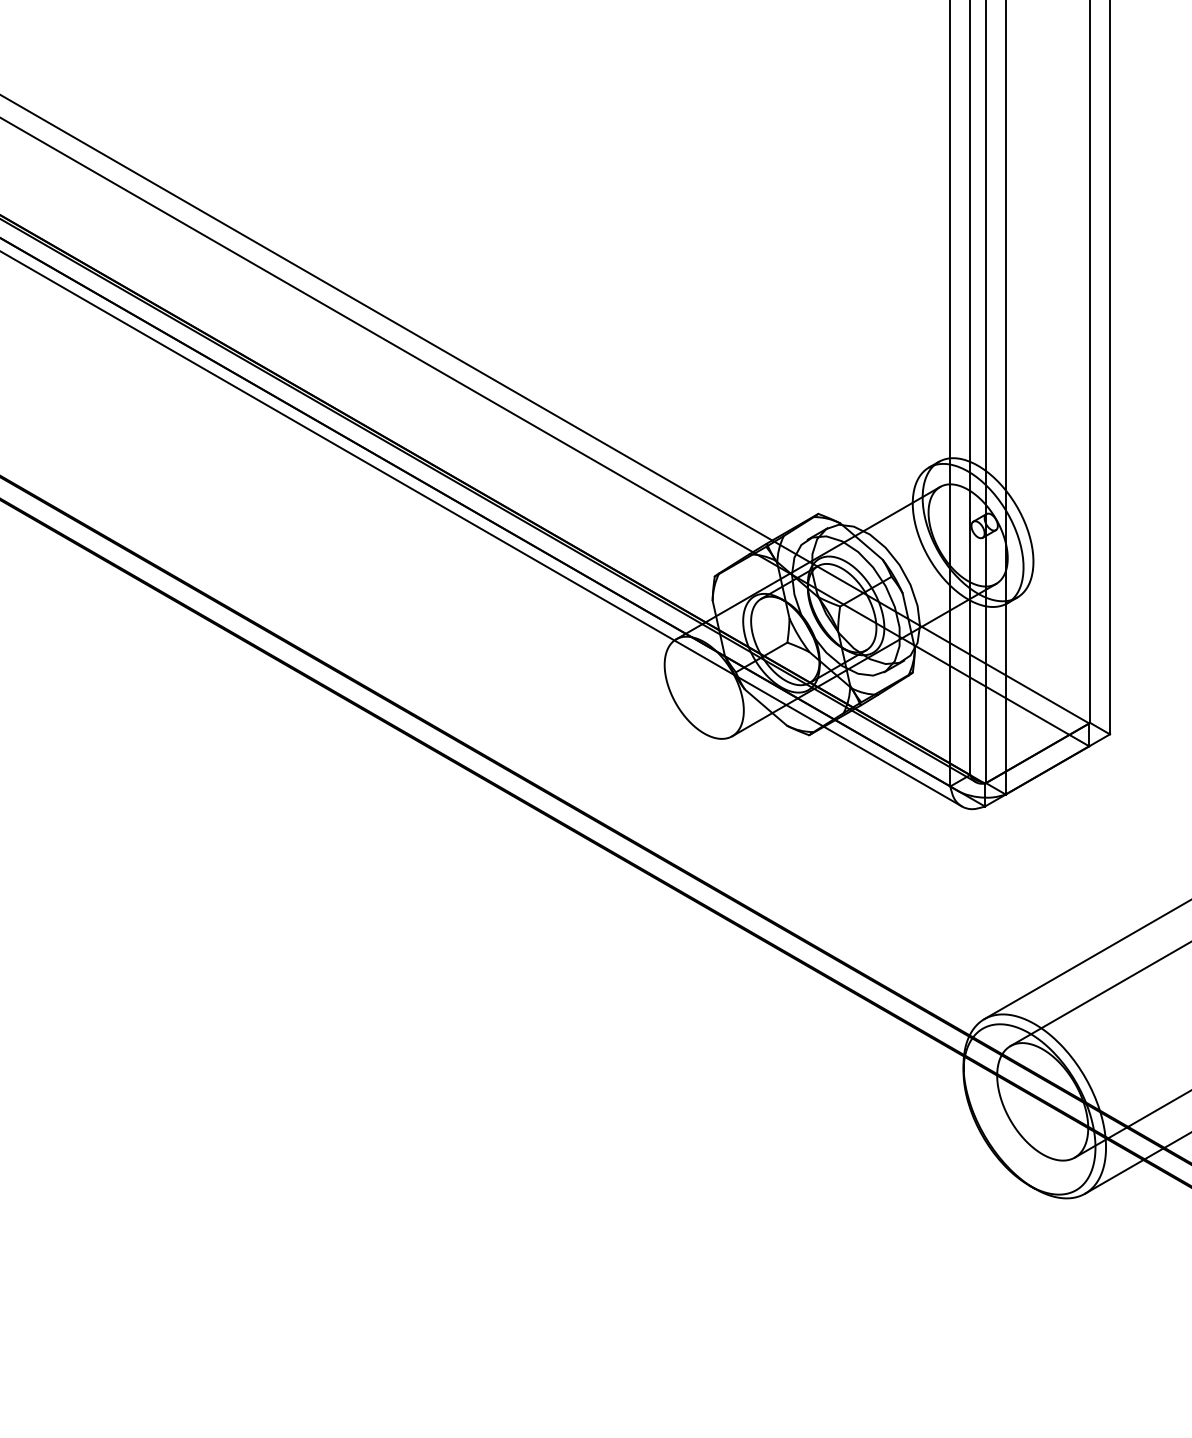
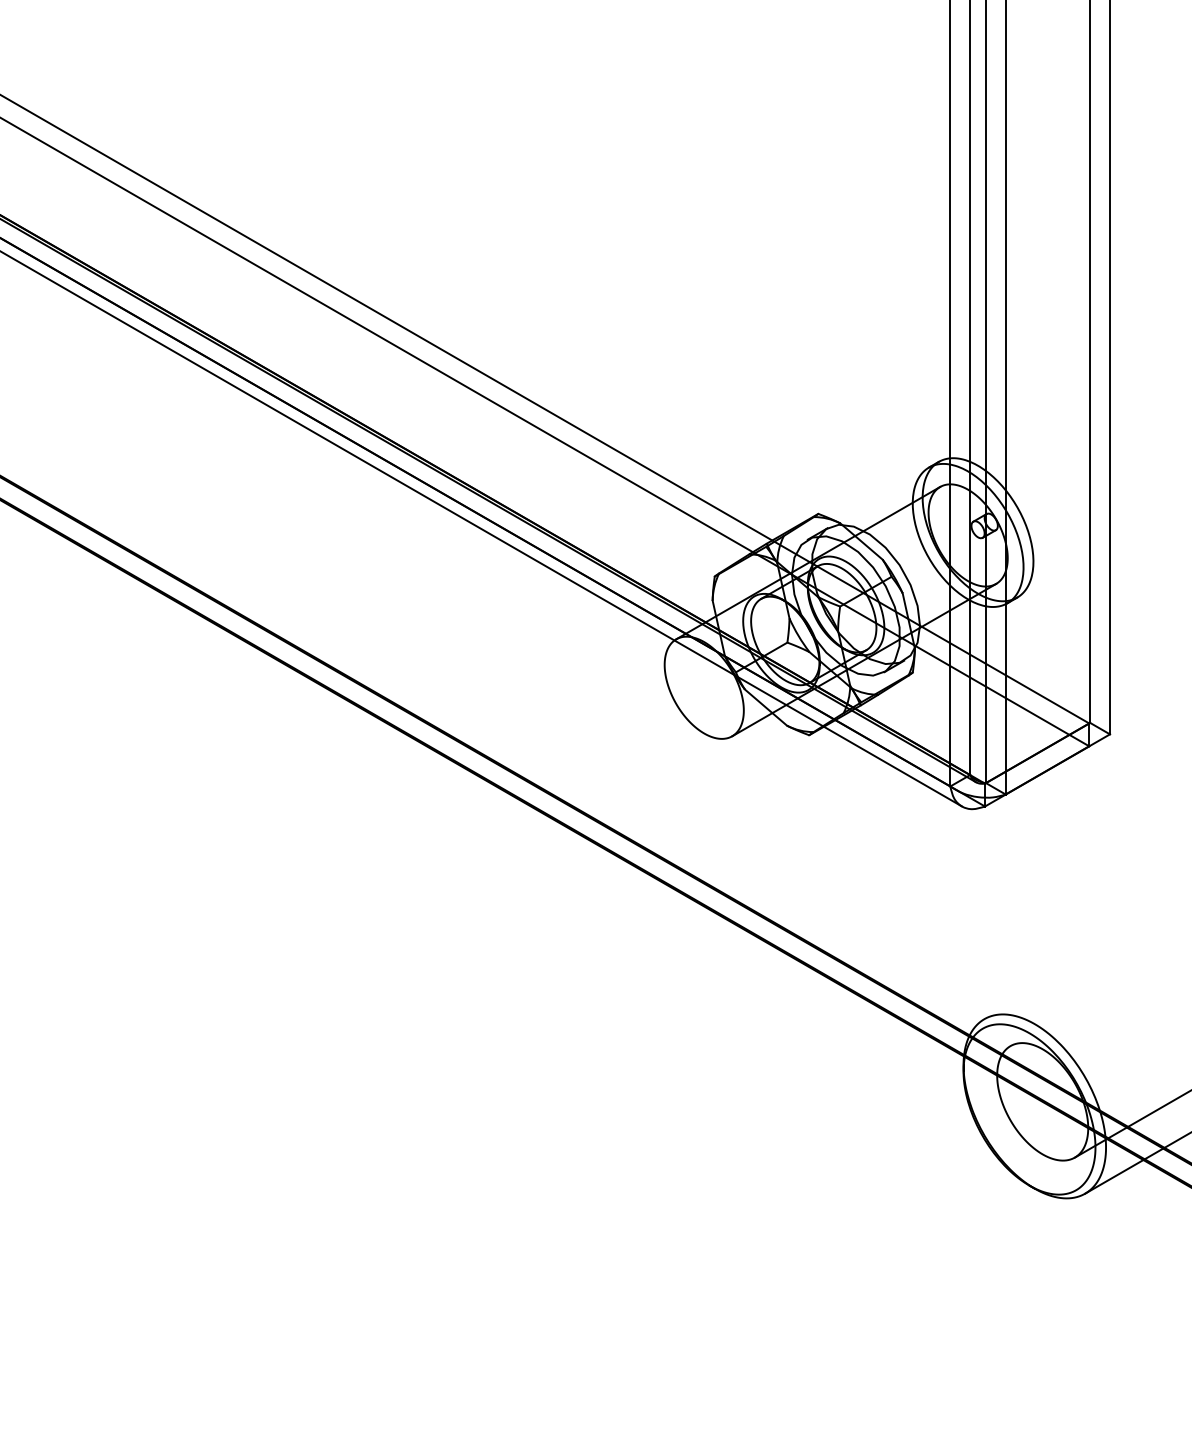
line: present -> none (1086, 960)
line: present -> none (1099, 994)
